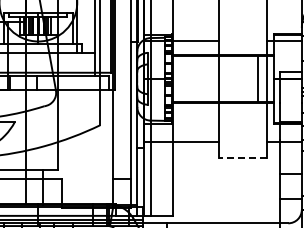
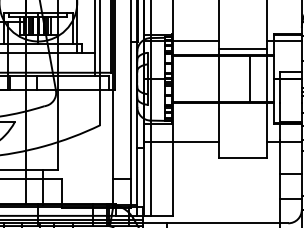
line: none -> present (242, 49)
line position: (257, 78) -> (249, 78) (249, 78)
line: dashed -> solid (242, 157)
